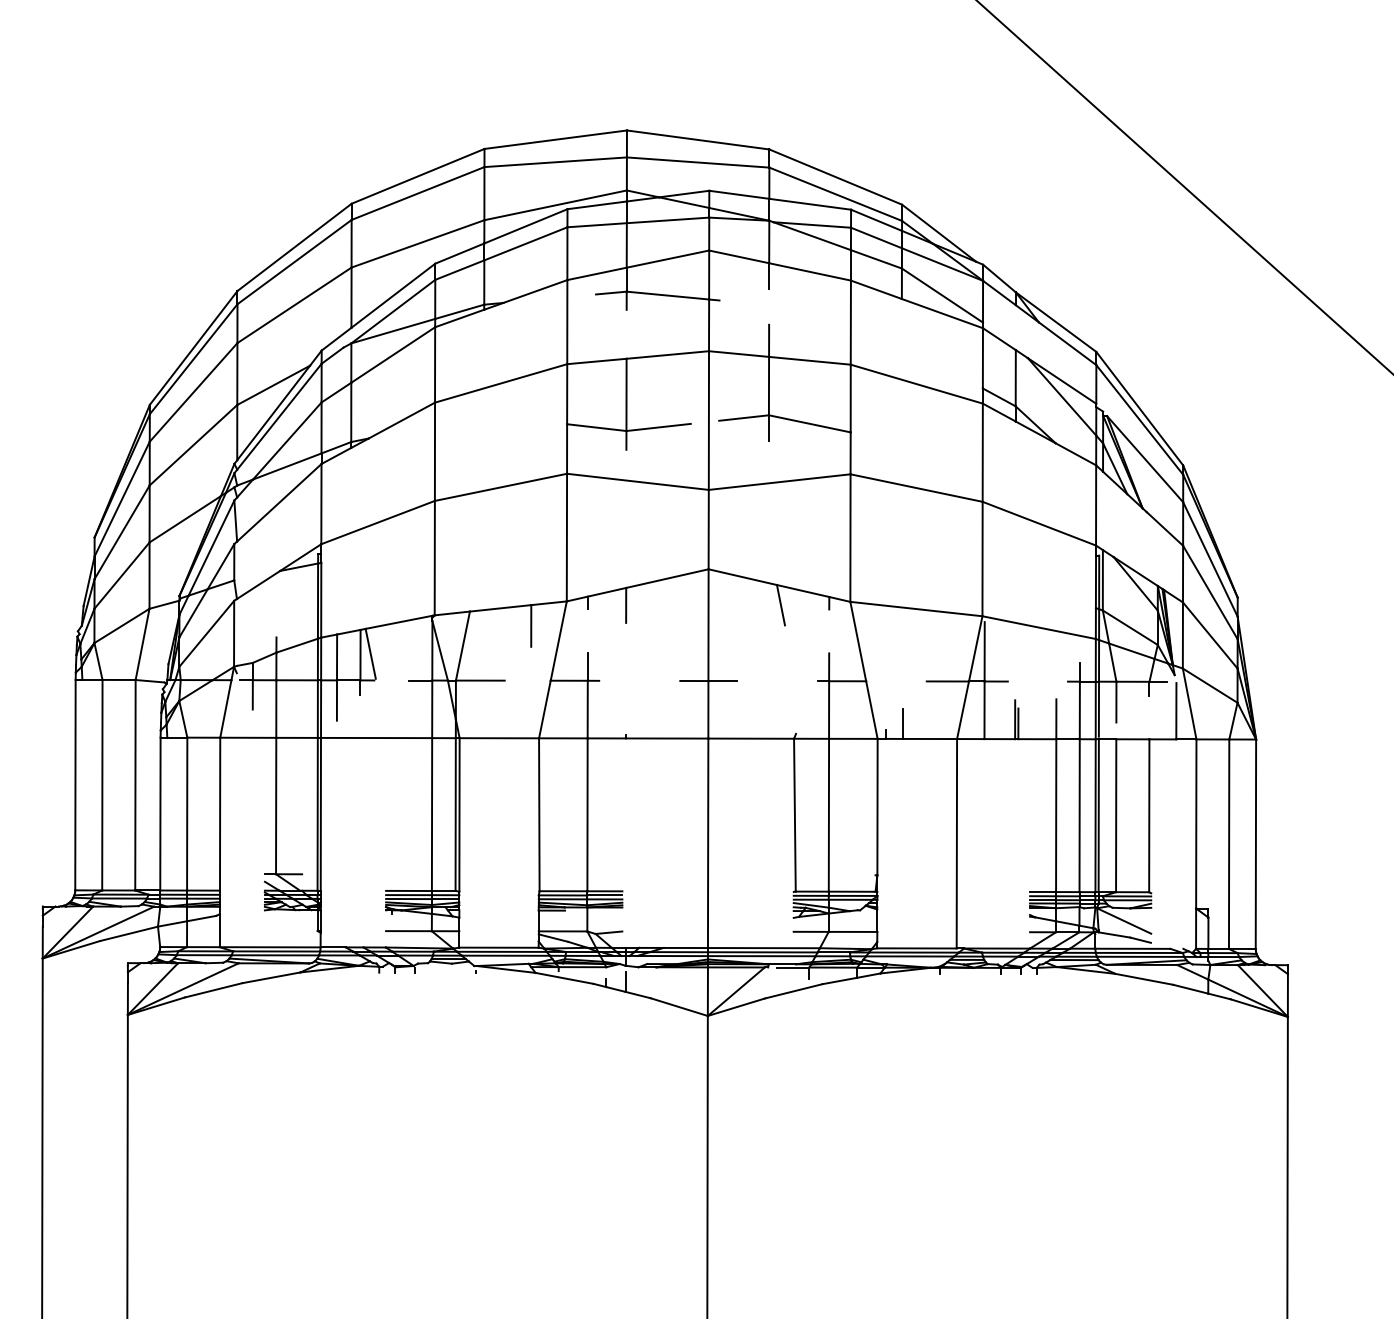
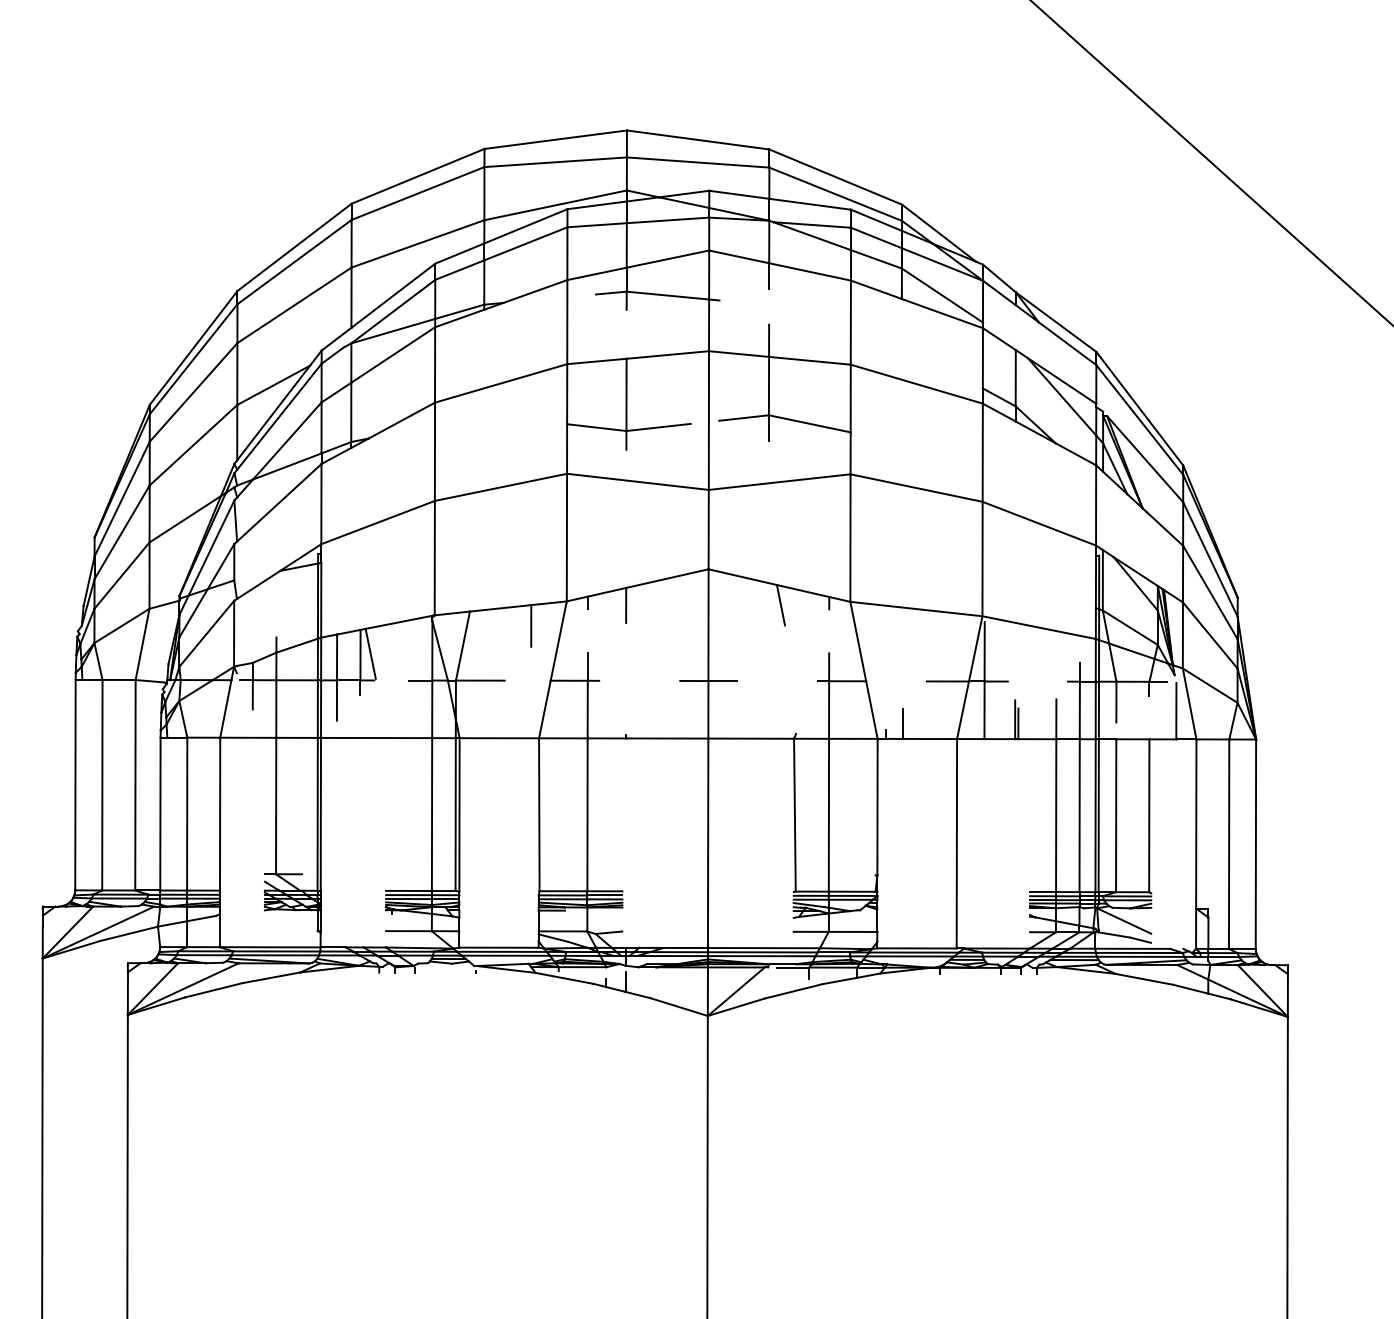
line position: (1184, 187) -> (1211, 162) (1211, 162)
